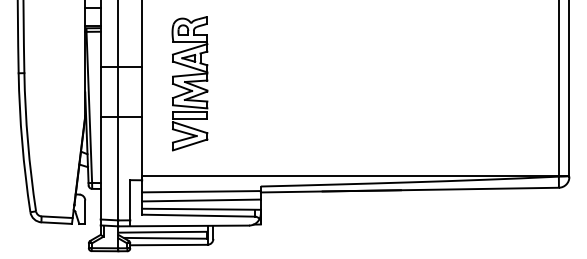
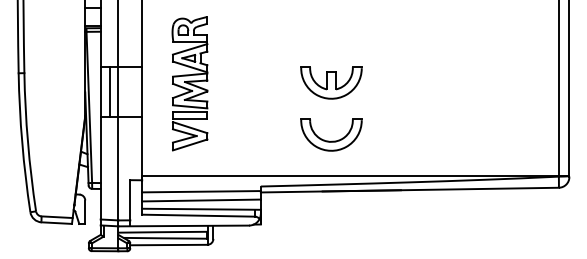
part: none -> present (331, 82)
line: none -> present (110, 92)
part: none -> present (331, 134)
